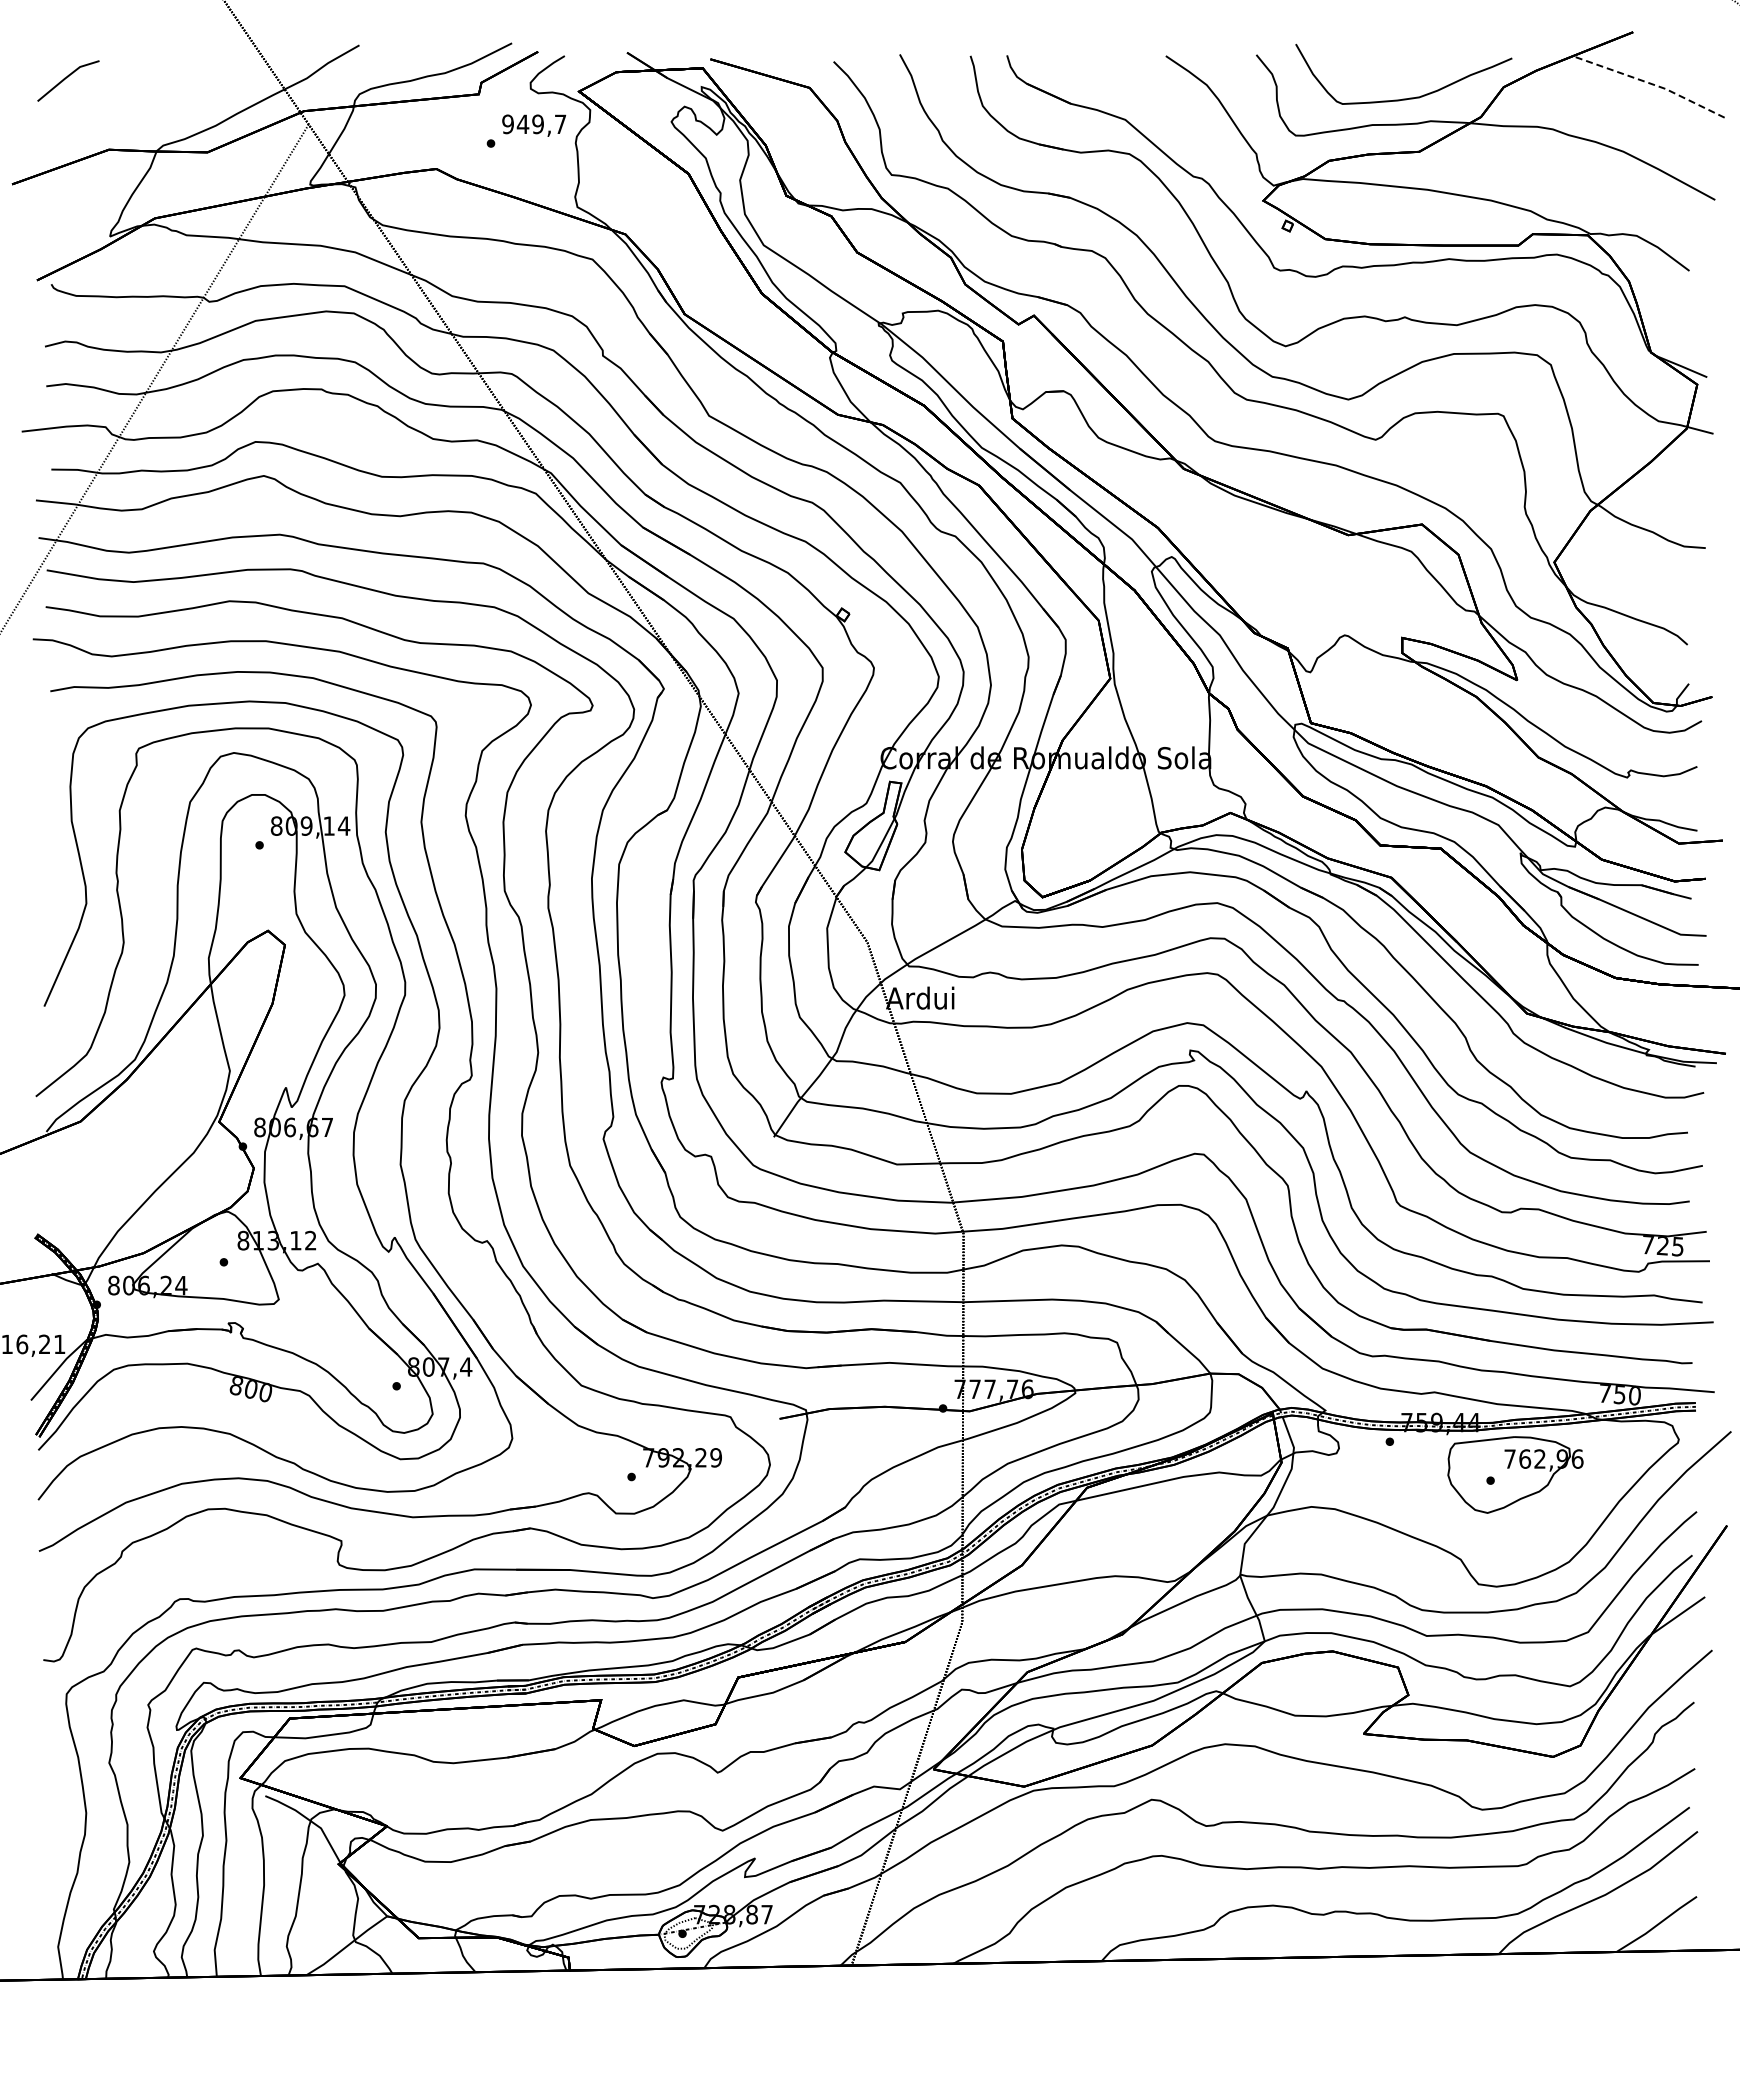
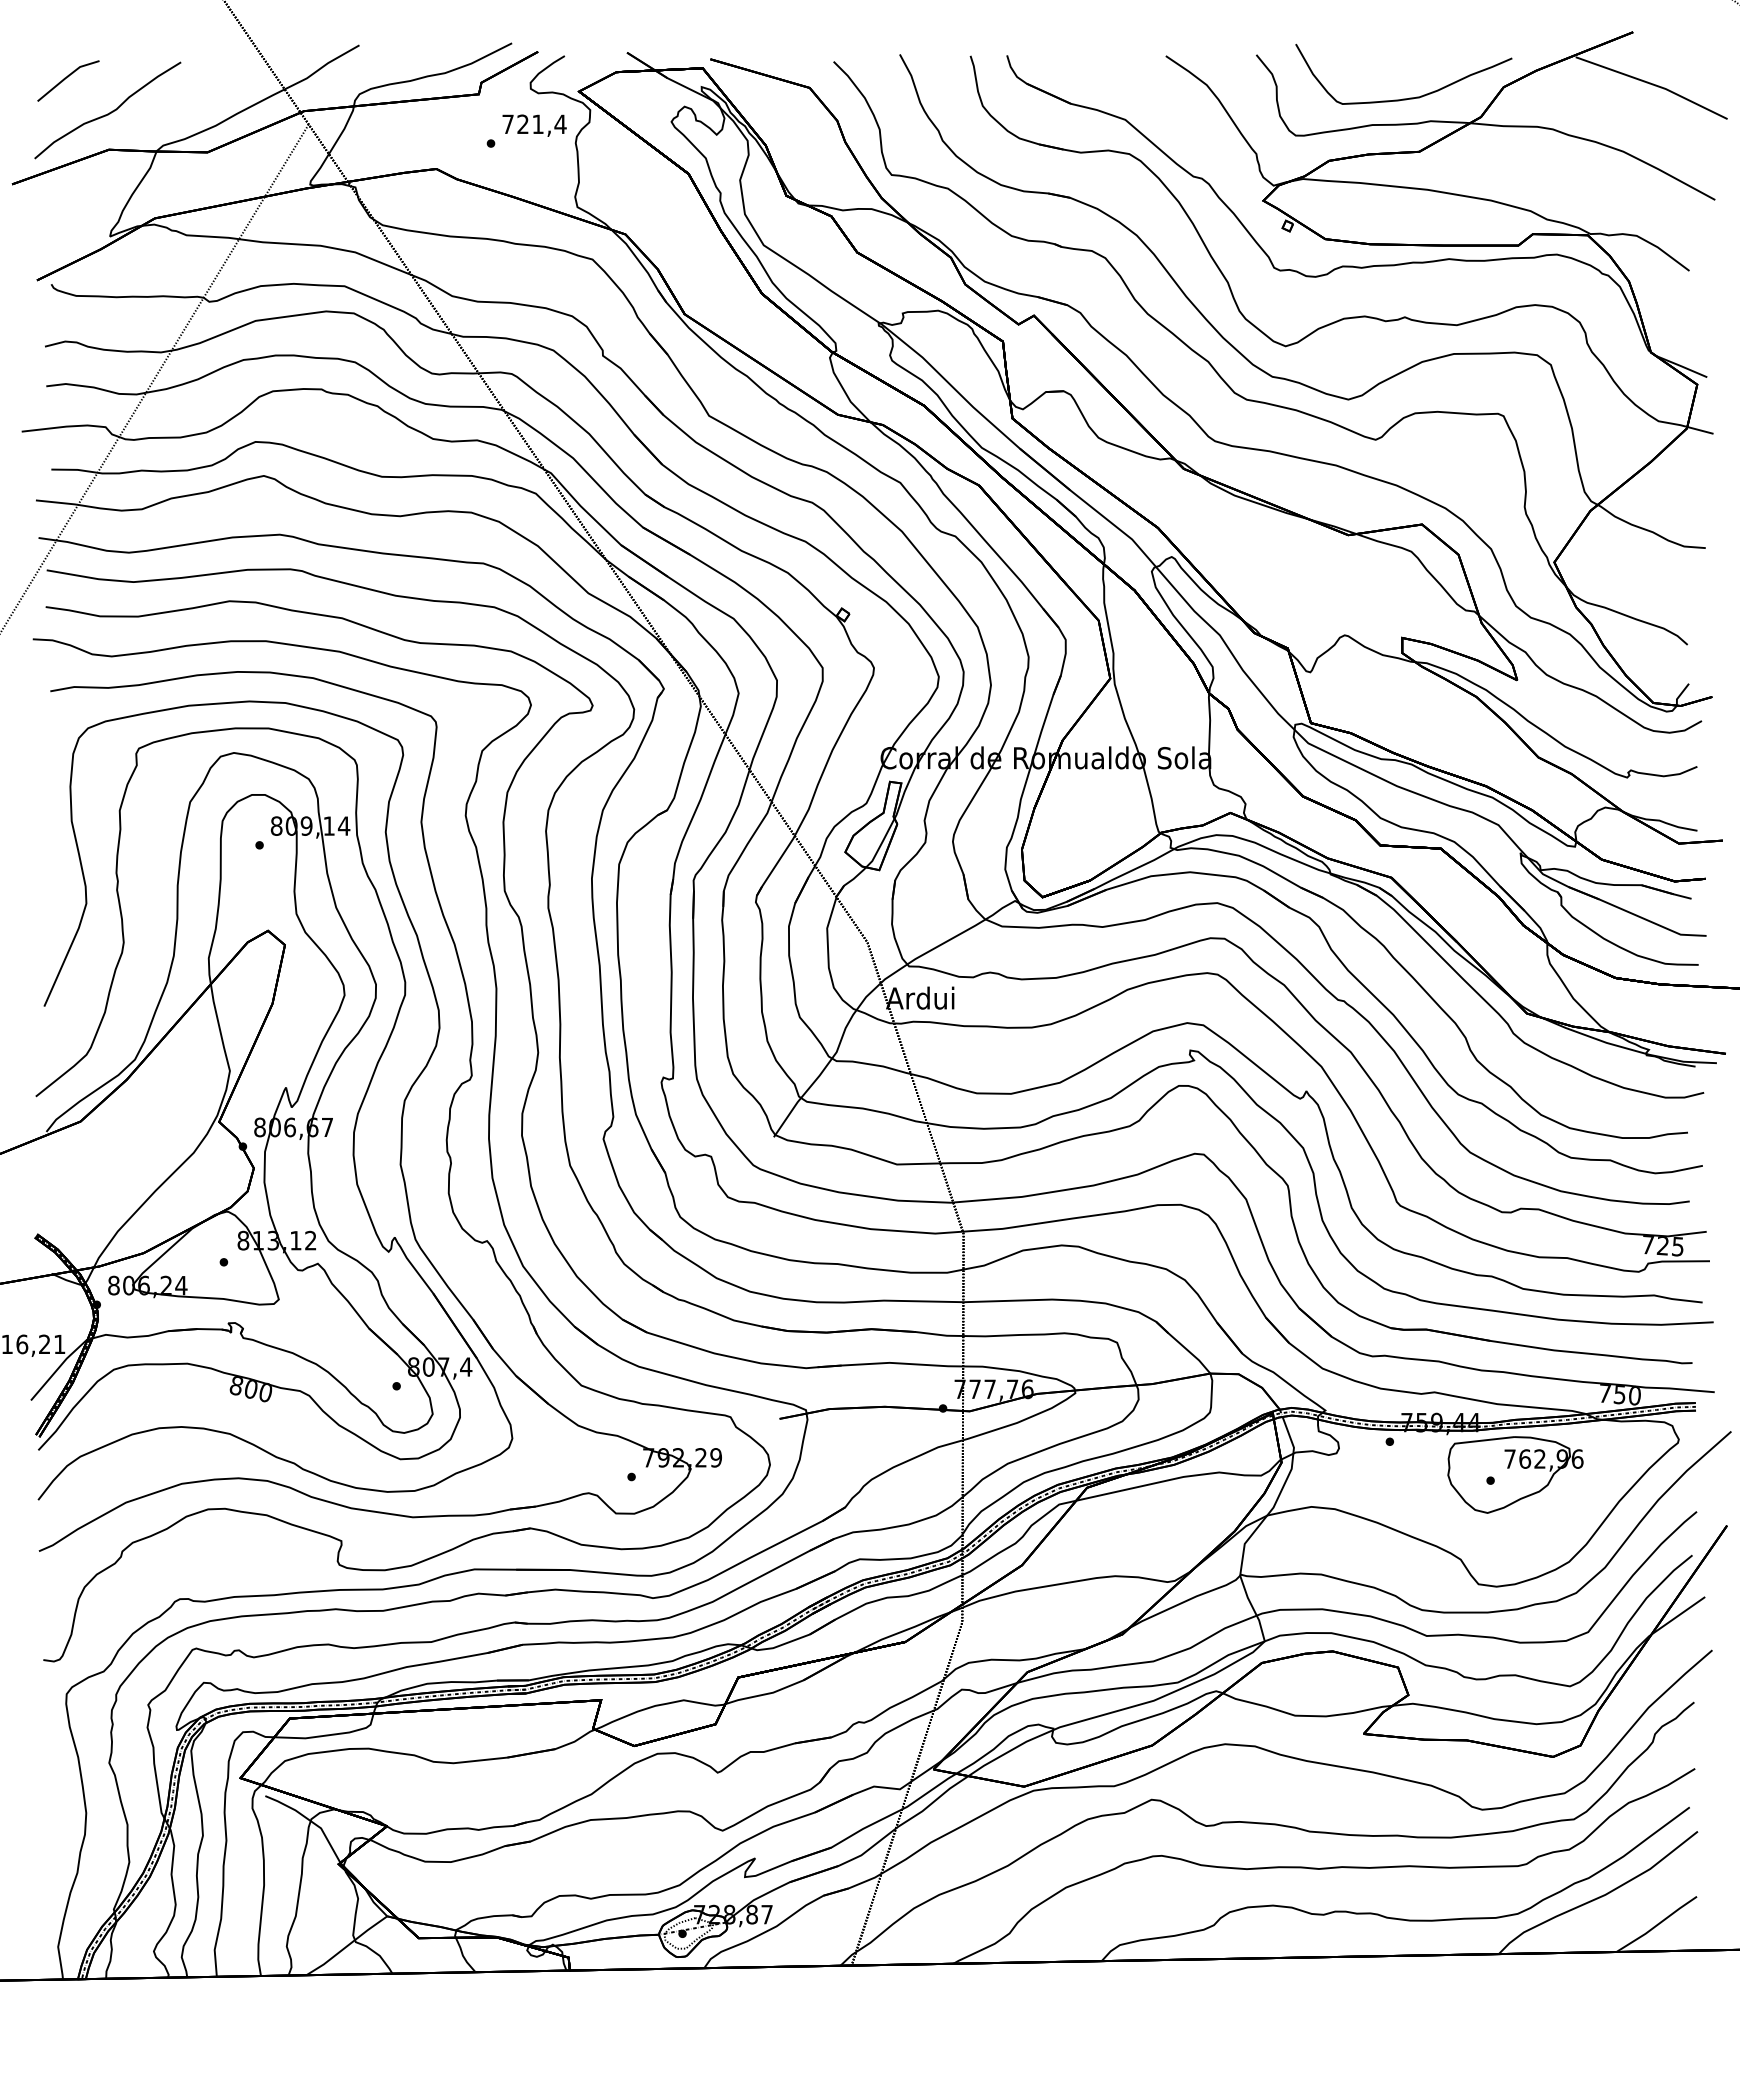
line: dashed -> solid (1653, 84)
curve: none -> present (109, 112)
text: 949,7 -> 721,4 (534, 124)
